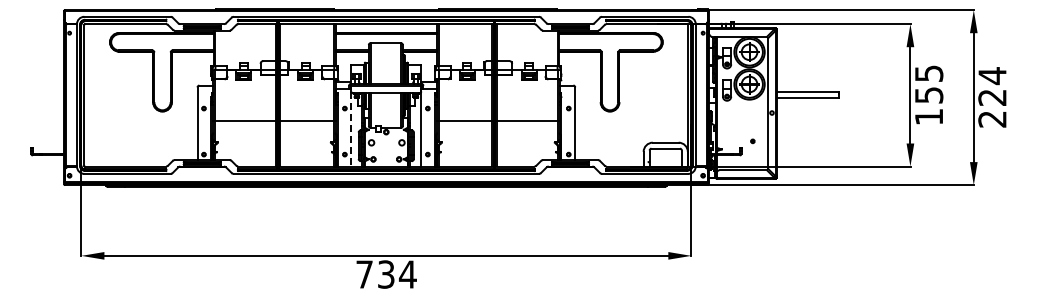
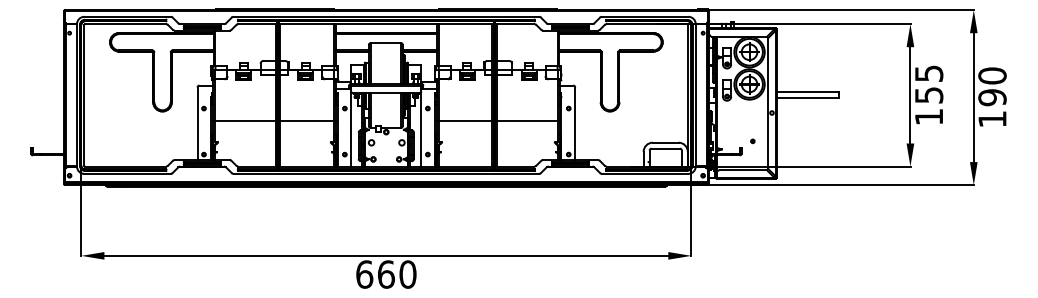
text: 224 -> 190 (992, 97)
line: dashed -> solid (351, 129)
text: 734 -> 660 (386, 274)
